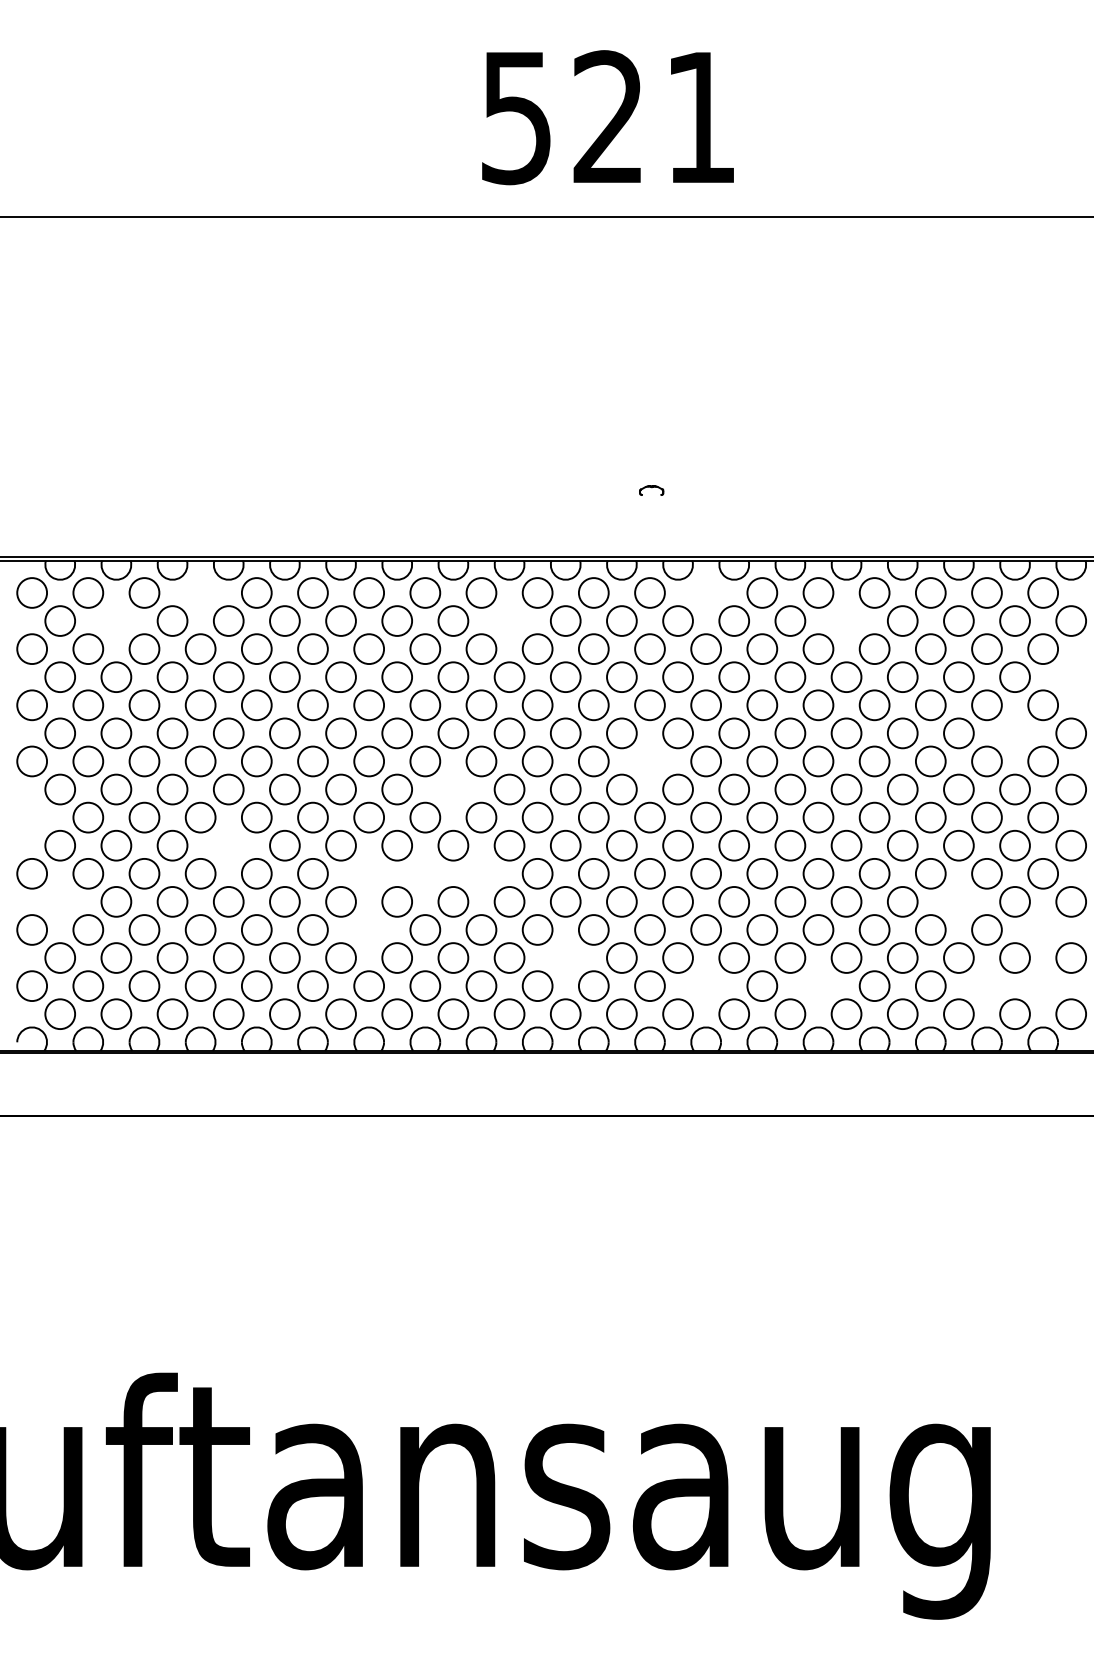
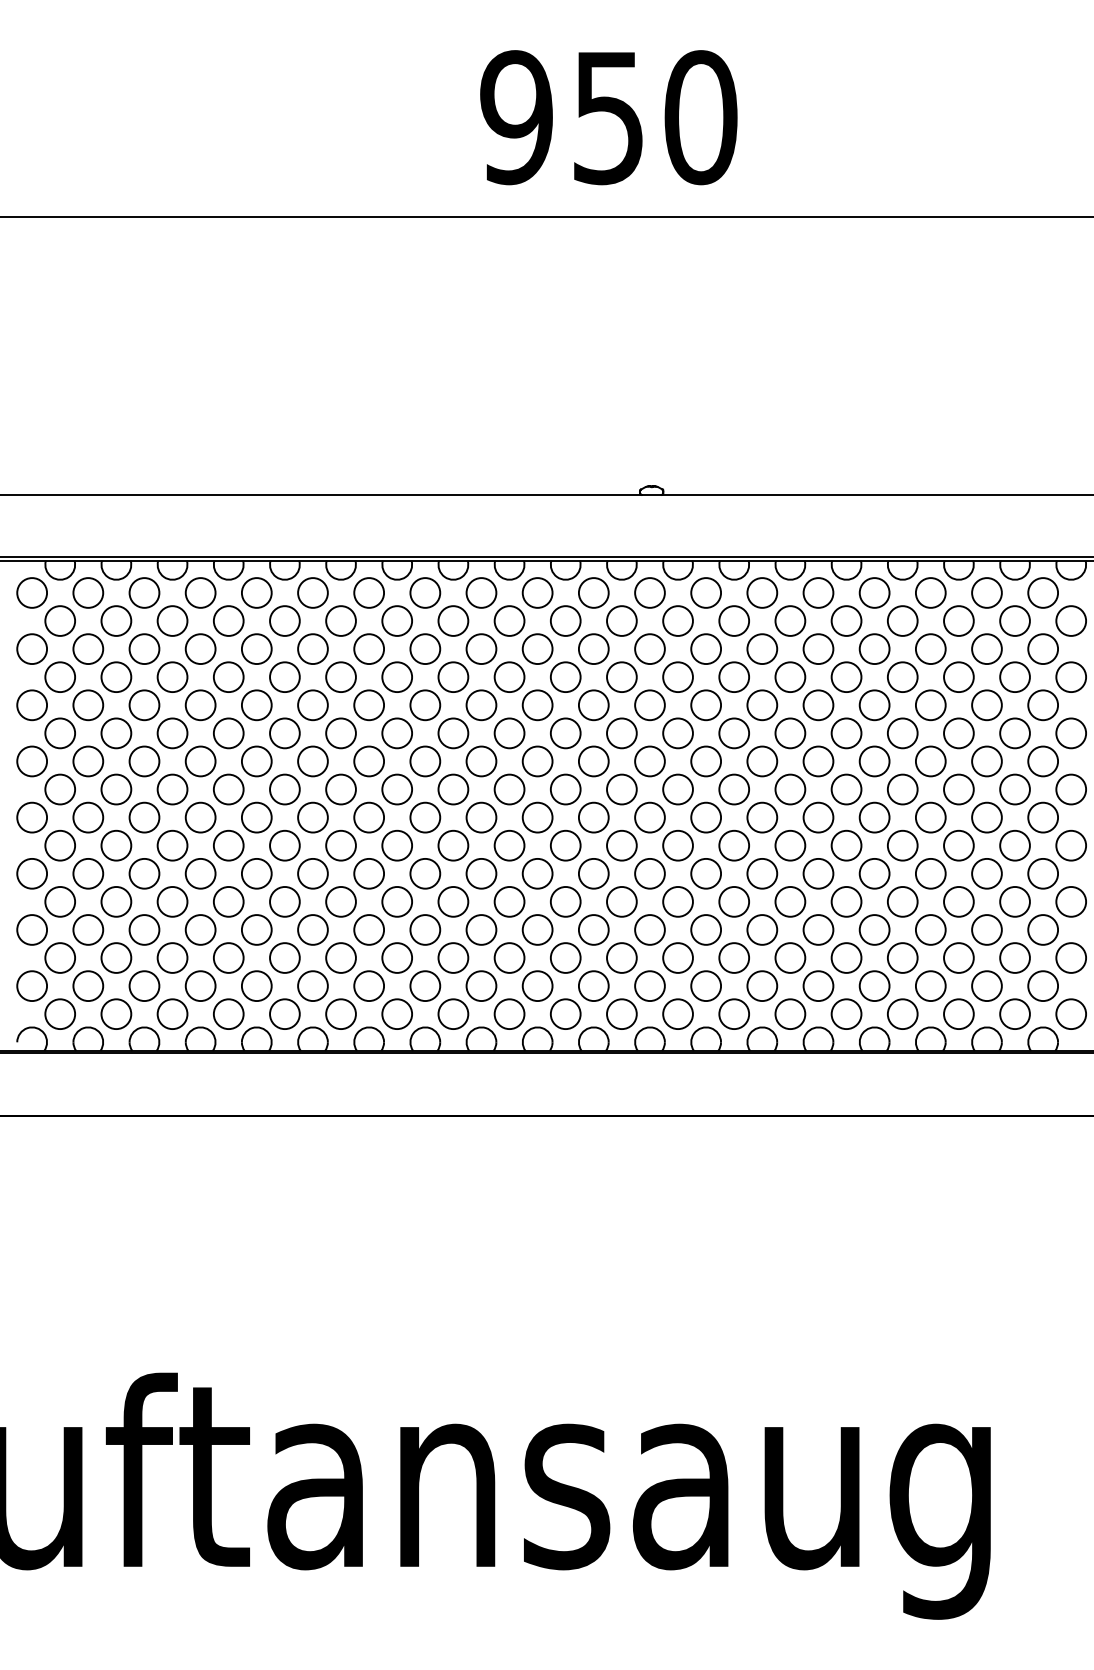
text: 521 -> 950 (608, 117)
line: none -> present (546, 494)
circle: none -> present (200, 592)
circle: none -> present (705, 592)
circle: none -> present (116, 620)
circle: none -> present (509, 620)
circle: none -> present (846, 620)
circle: none -> present (1070, 676)
circle: none -> present (1014, 733)
circle: none -> present (649, 761)
circle: none -> present (453, 789)
circle: none -> present (31, 817)
circle: none -> present (228, 845)
circle: none -> present (368, 873)
circle: none -> present (425, 873)
circle: none -> present (481, 873)
circle: none -> present (59, 901)
circle: none -> present (958, 901)
circle: none -> present (368, 929)
circle: none -> present (1042, 929)
circle: none -> present (565, 957)
circle: none -> present (705, 985)
circle: none -> present (818, 985)
circle: none -> present (986, 985)
circle: none -> present (1042, 985)
